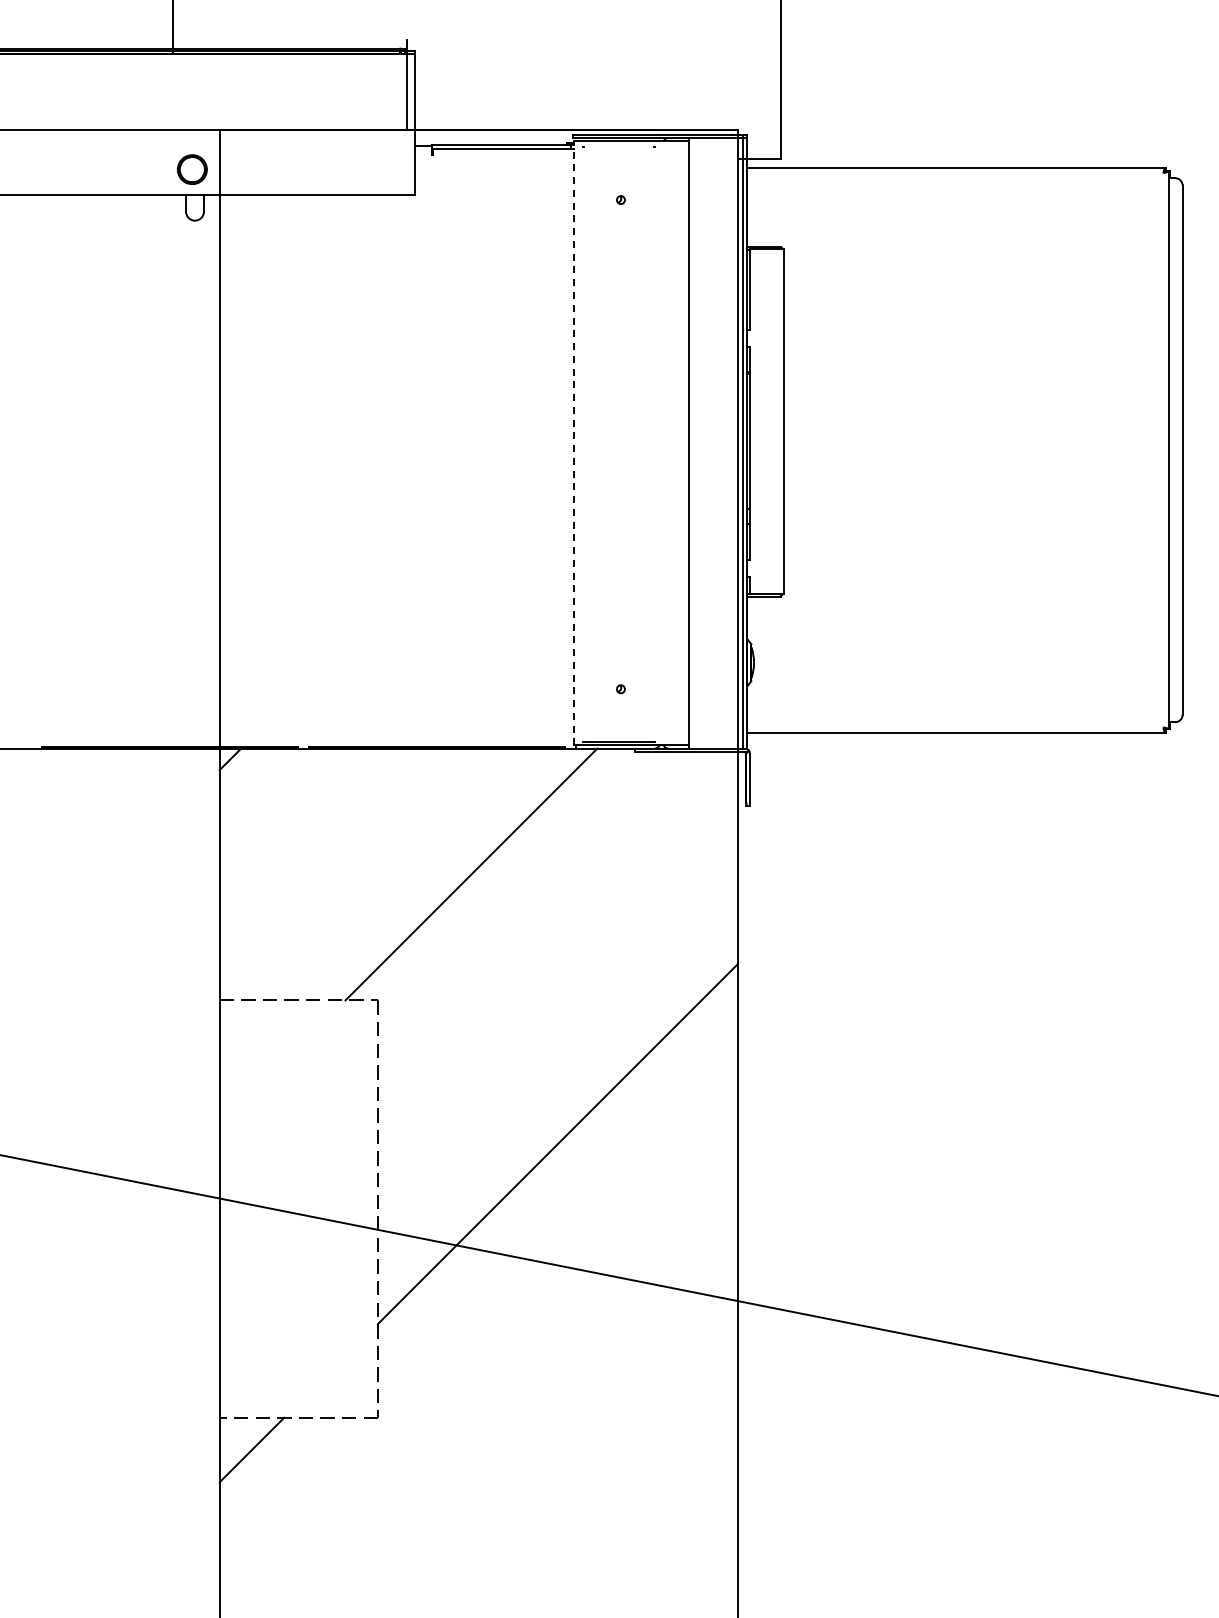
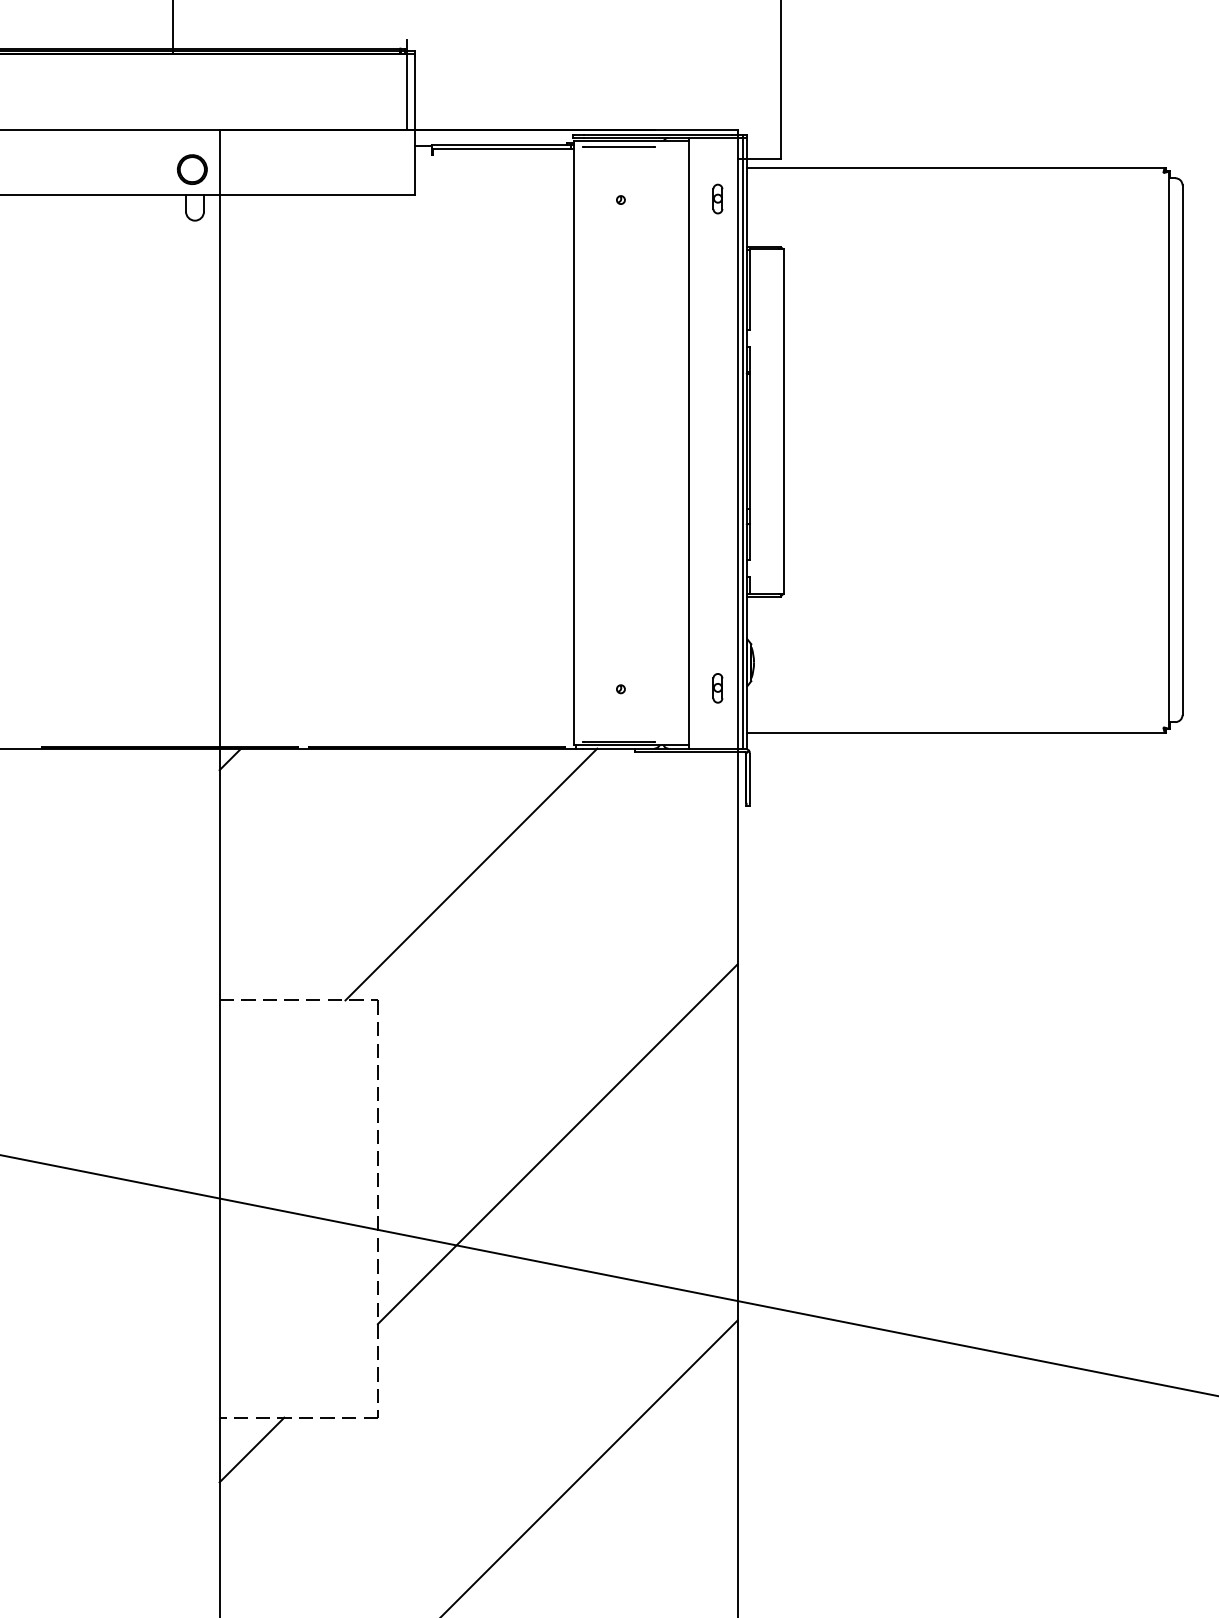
line: none -> present (618, 147)
part: none -> present (717, 198)
line: dashed -> solid (574, 442)
part: none -> present (717, 688)
line: none -> present (590, 1467)
